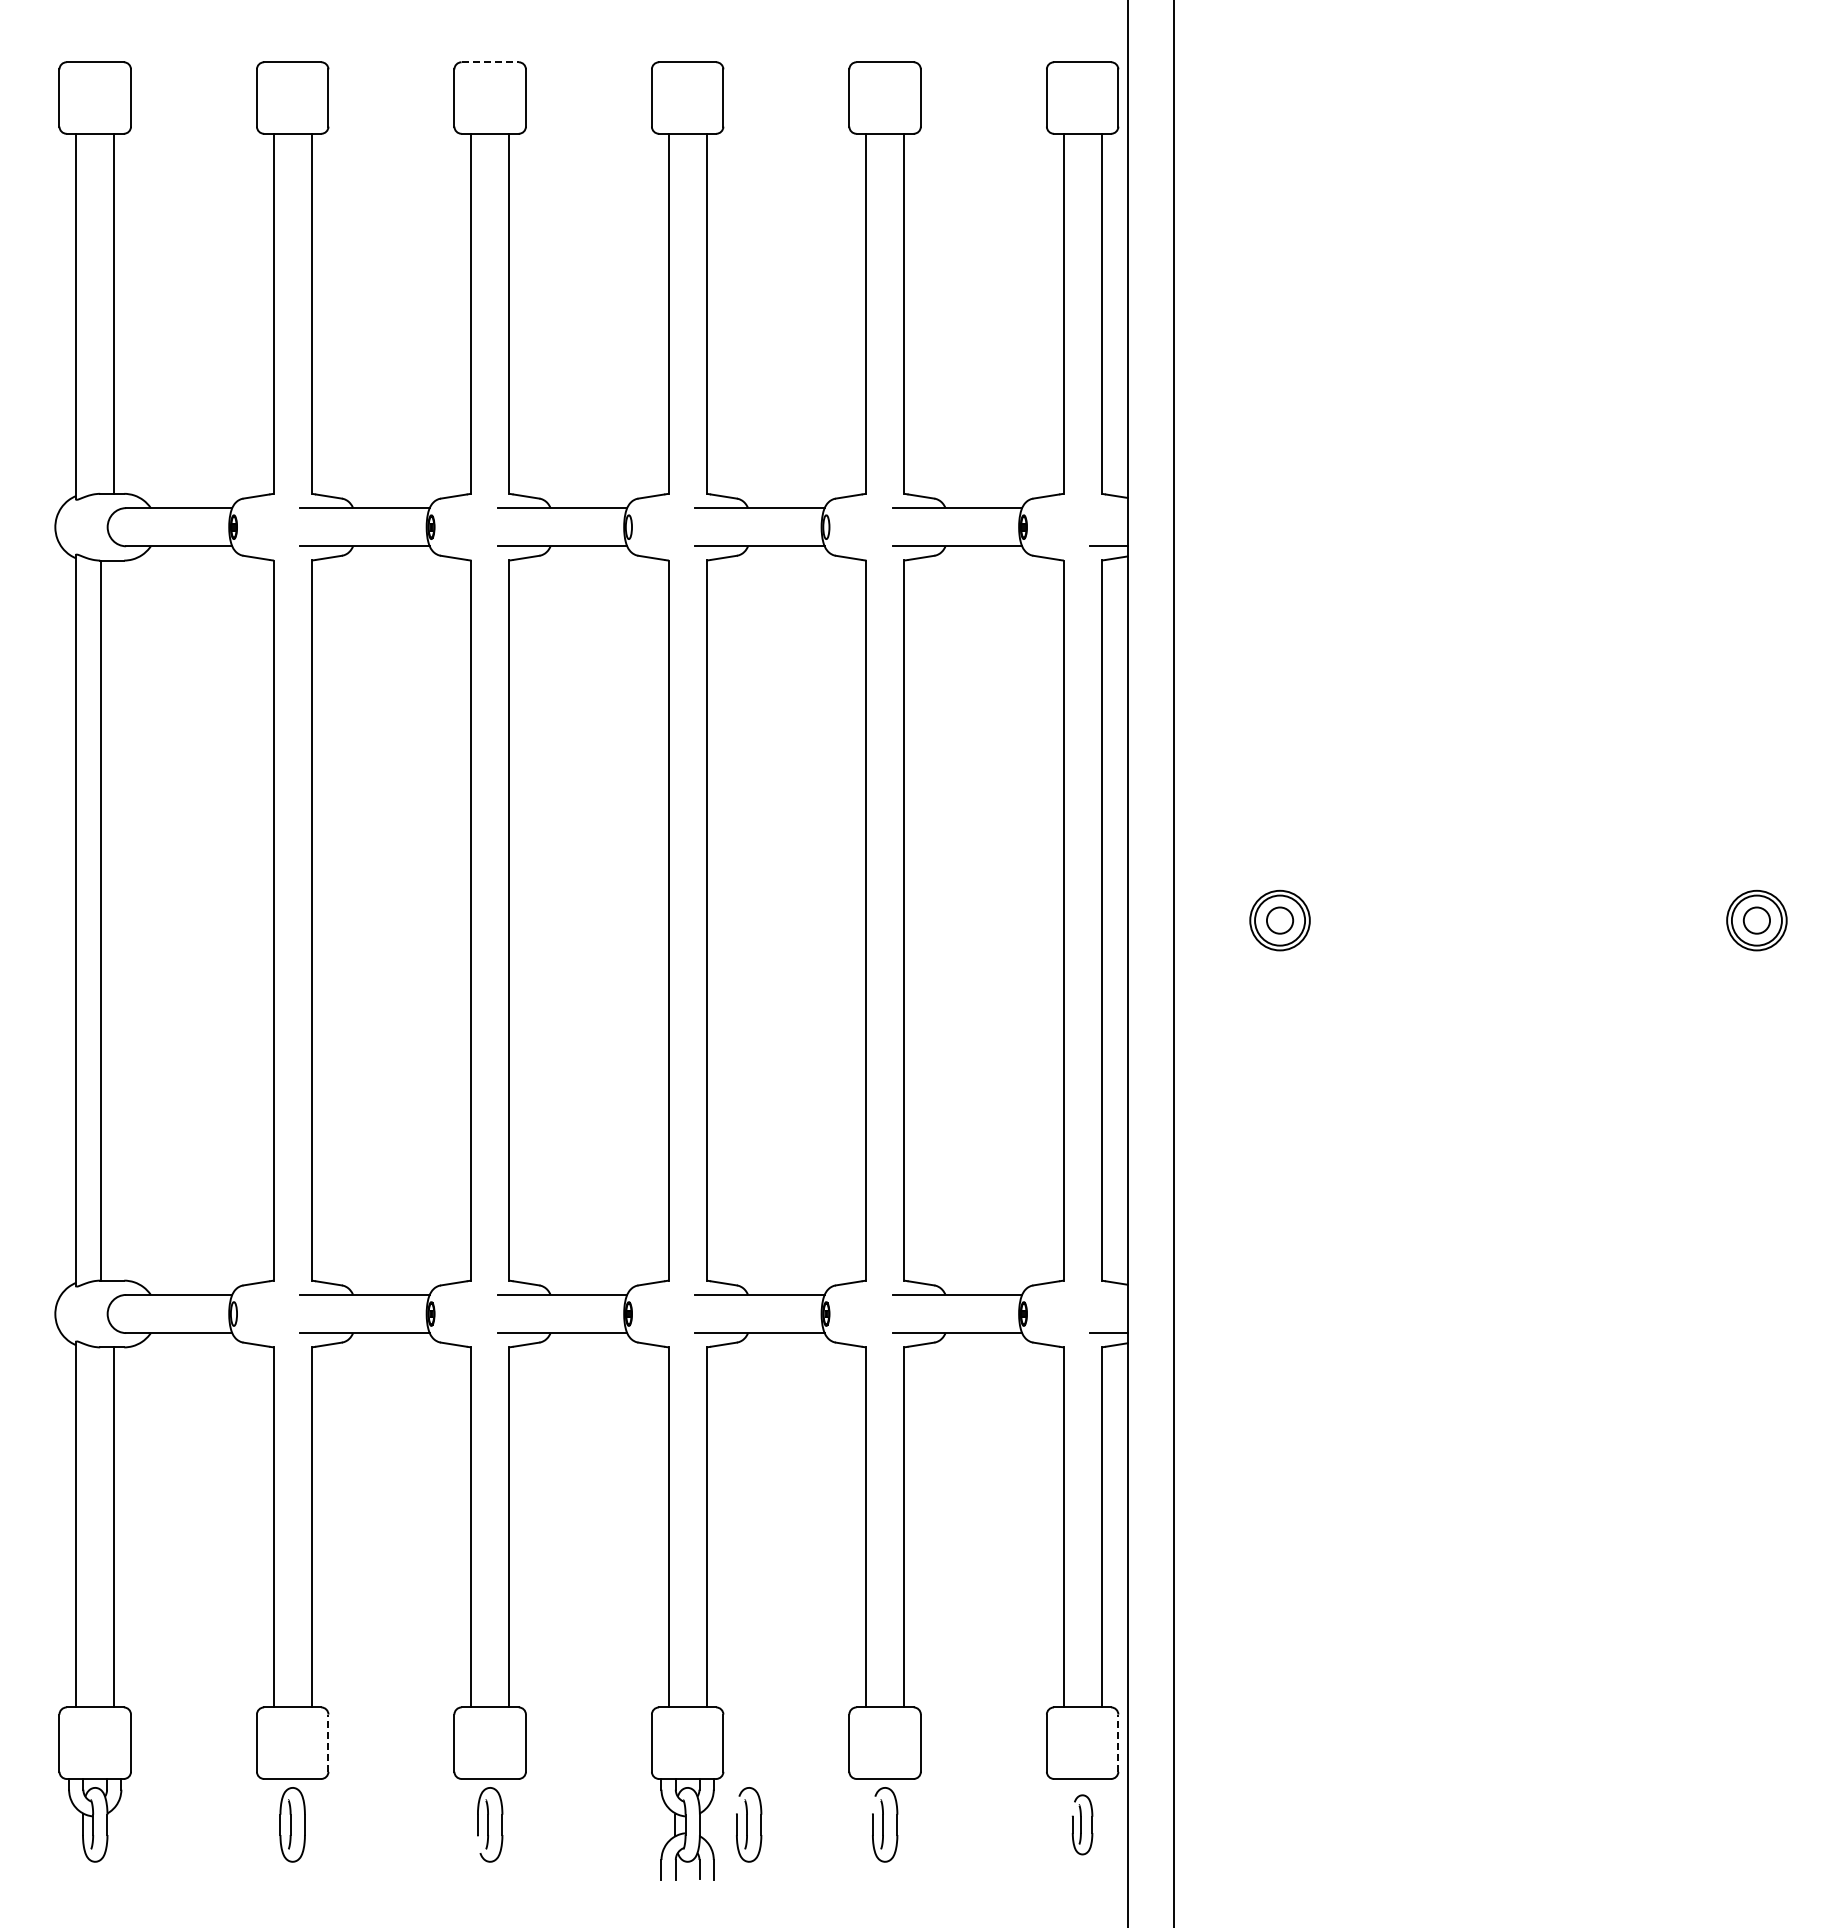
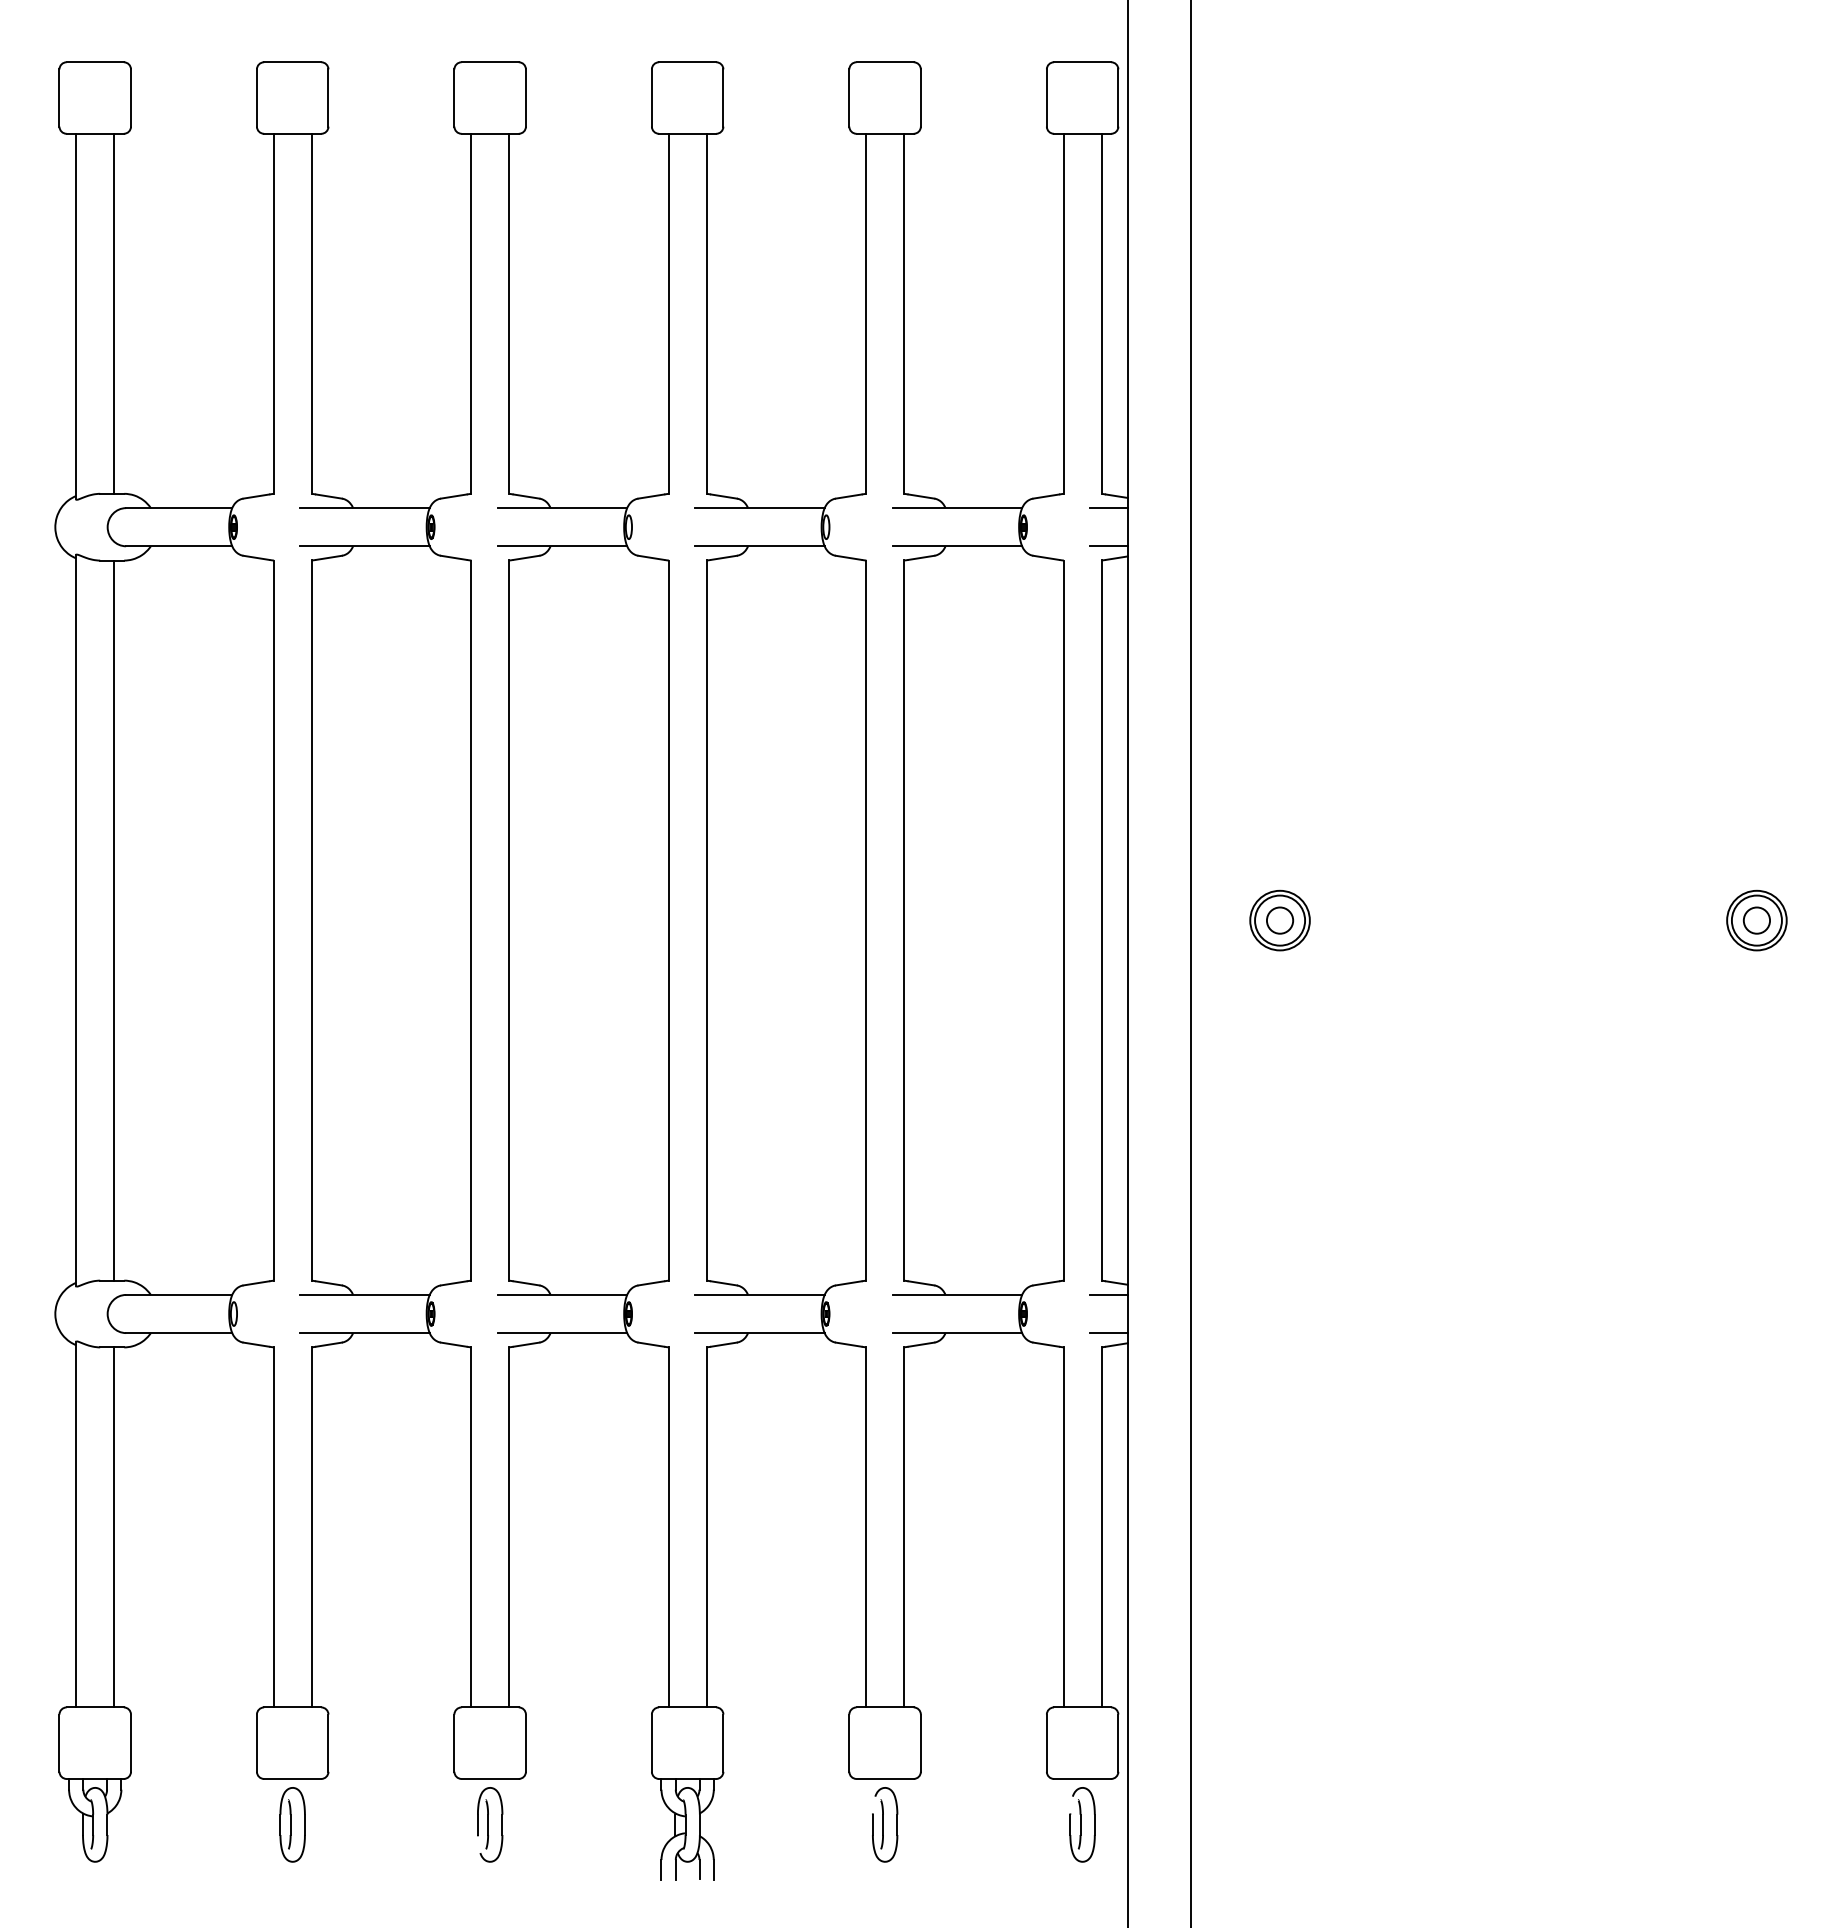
line: dashed -> solid (490, 62)
line: none -> present (1108, 508)
line position: (101, 920) -> (114, 920) (114, 920)
line position: (1173, 963) -> (1190, 963) (1190, 963)
line: none -> present (1108, 1294)
line: dashed -> solid (328, 1743)
line: dashed -> solid (1118, 1743)
part: present -> none (749, 1824)
part size: 23x62 px -> 27x76 px (1082, 1824)
